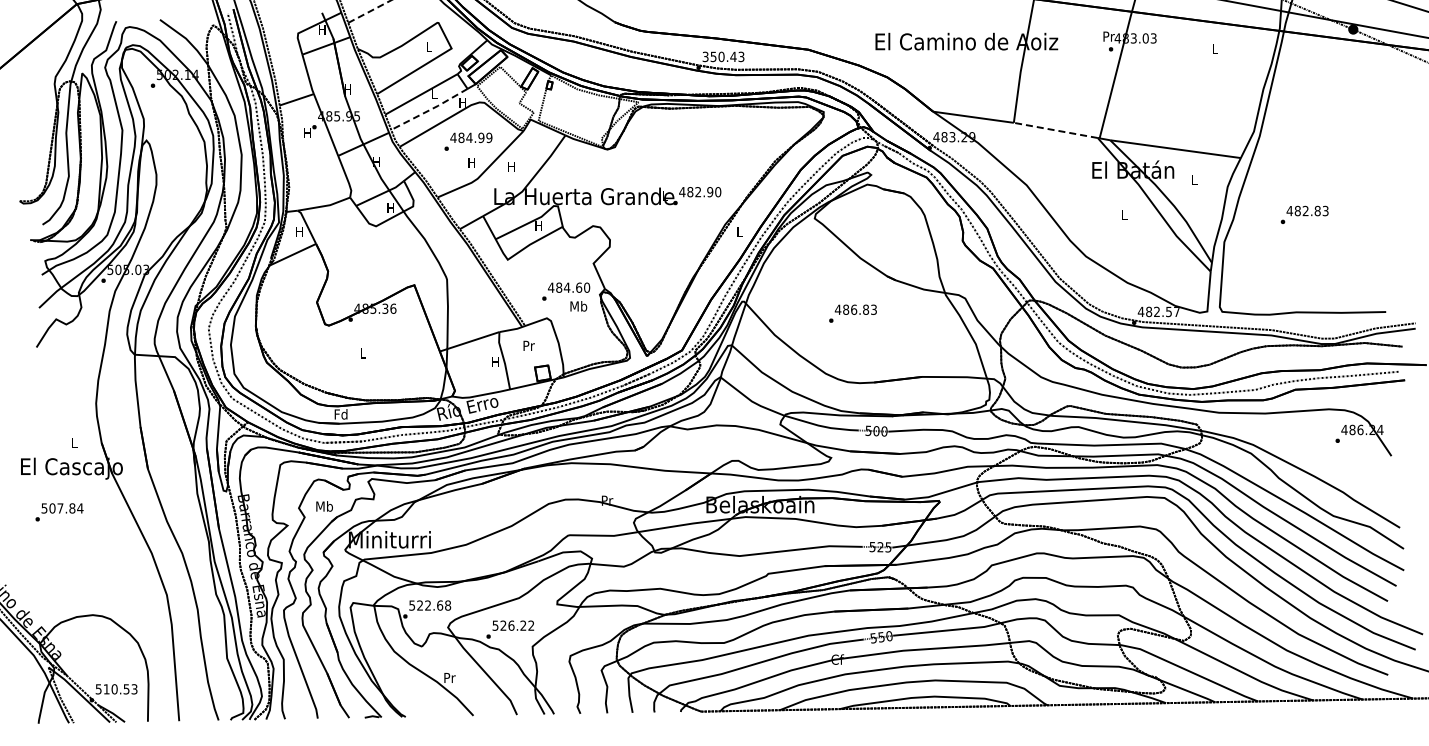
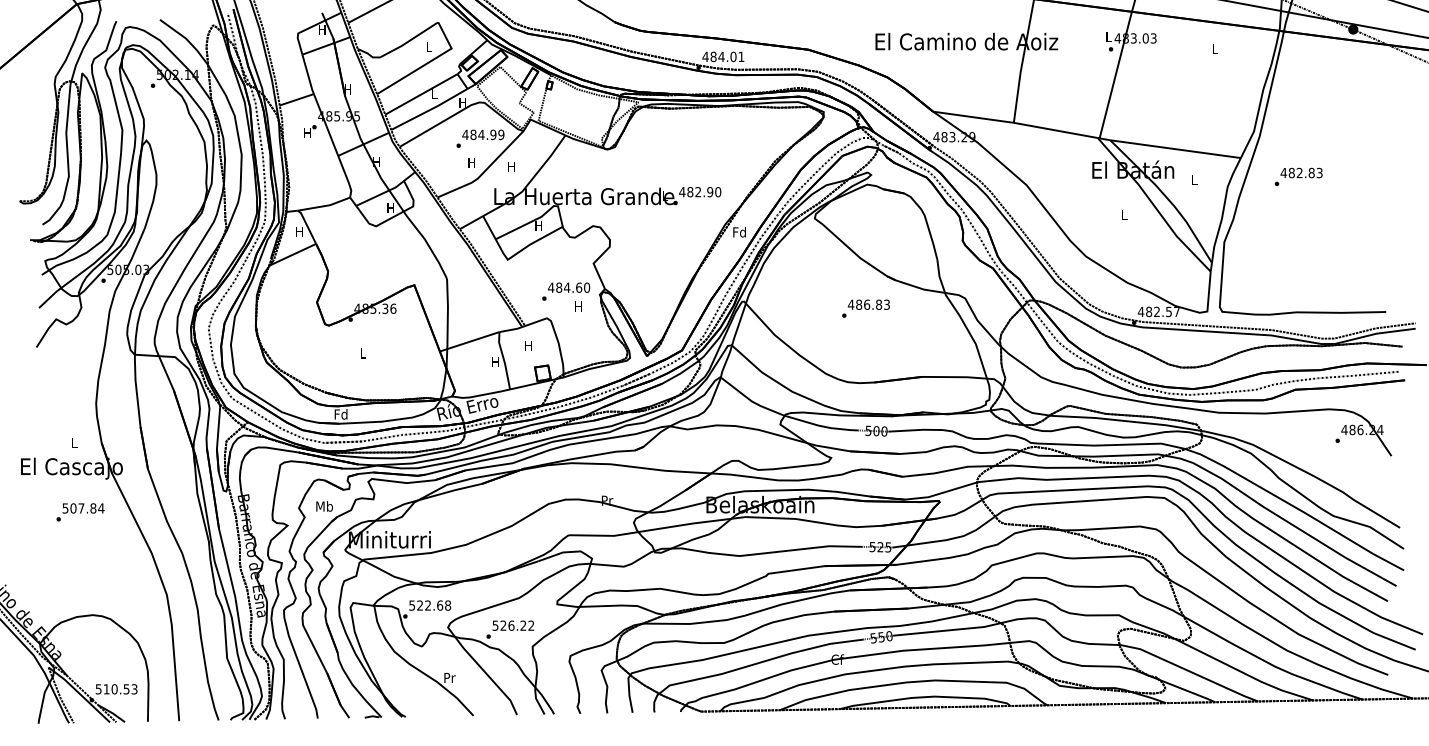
line: dashed -> solid (370, 11)
text: Pr -> L (1108, 36)
text: 350.43 -> 484.01 (723, 56)
line: dashed -> solid (430, 109)
line: dashed -> solid (1055, 130)
text position: (468, 141) -> (480, 138) (480, 138)
text position: (1304, 214) -> (1298, 176) (1298, 176)
text: L -> Fd (739, 231)
text: Mb -> H (578, 306)
text position: (852, 313) -> (865, 308) (865, 308)
text: Pr -> H (528, 345)
text position: (59, 512) -> (80, 512) (80, 512)
